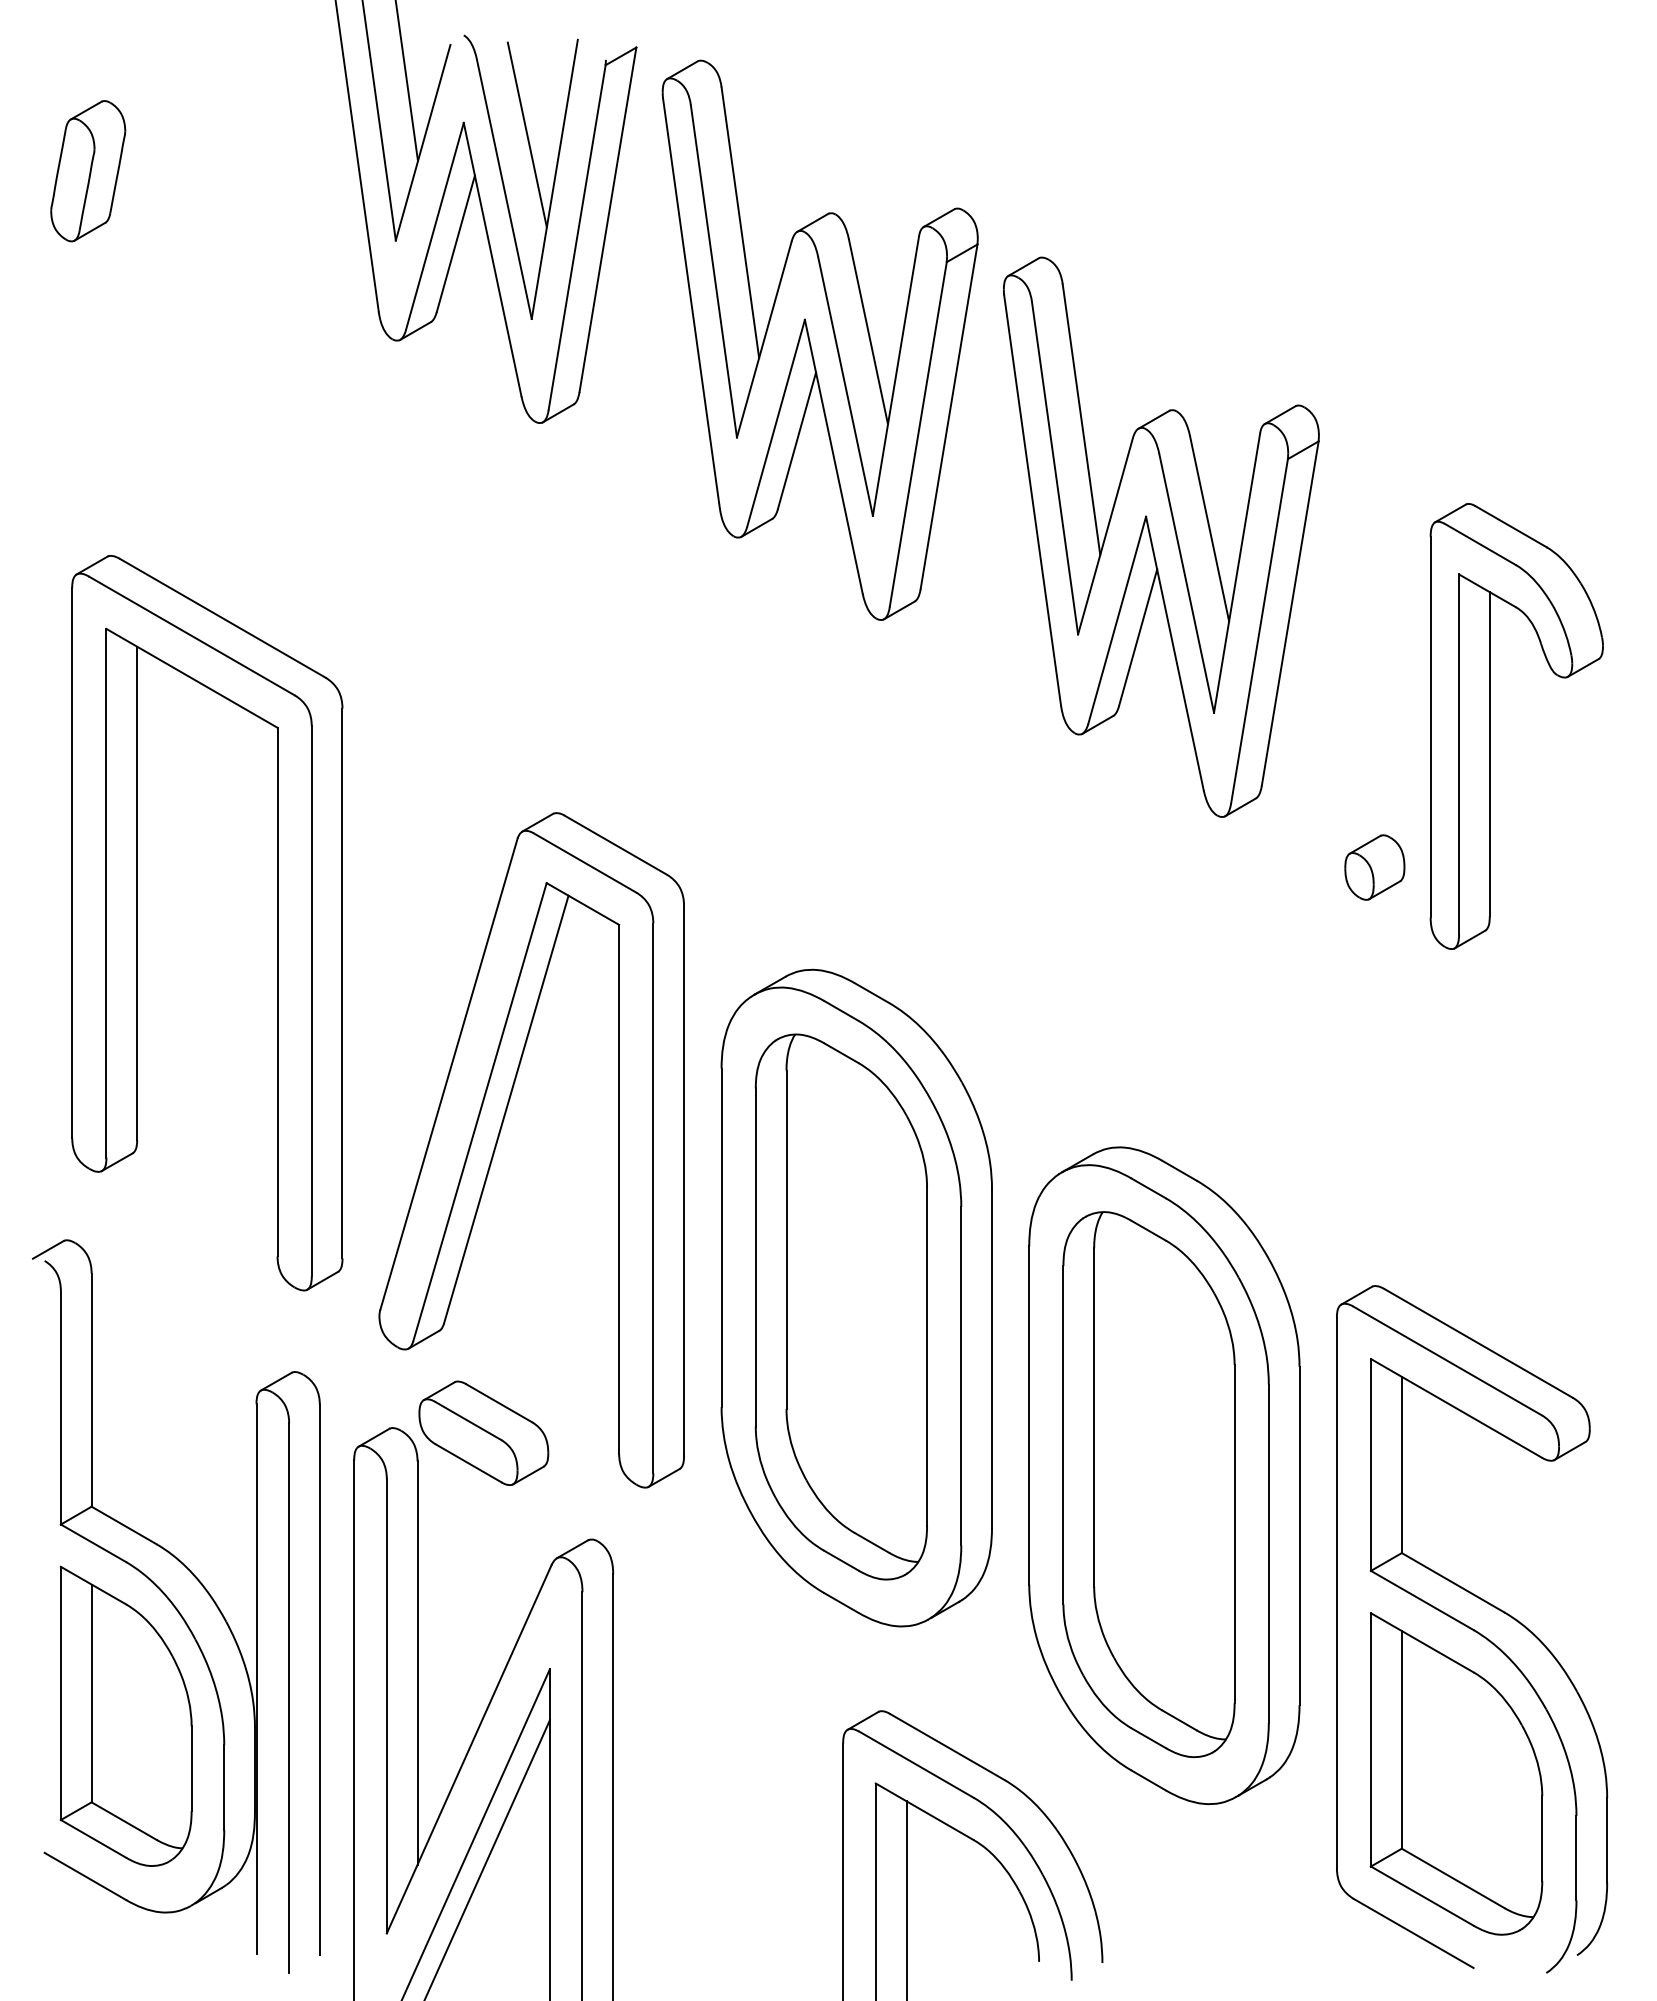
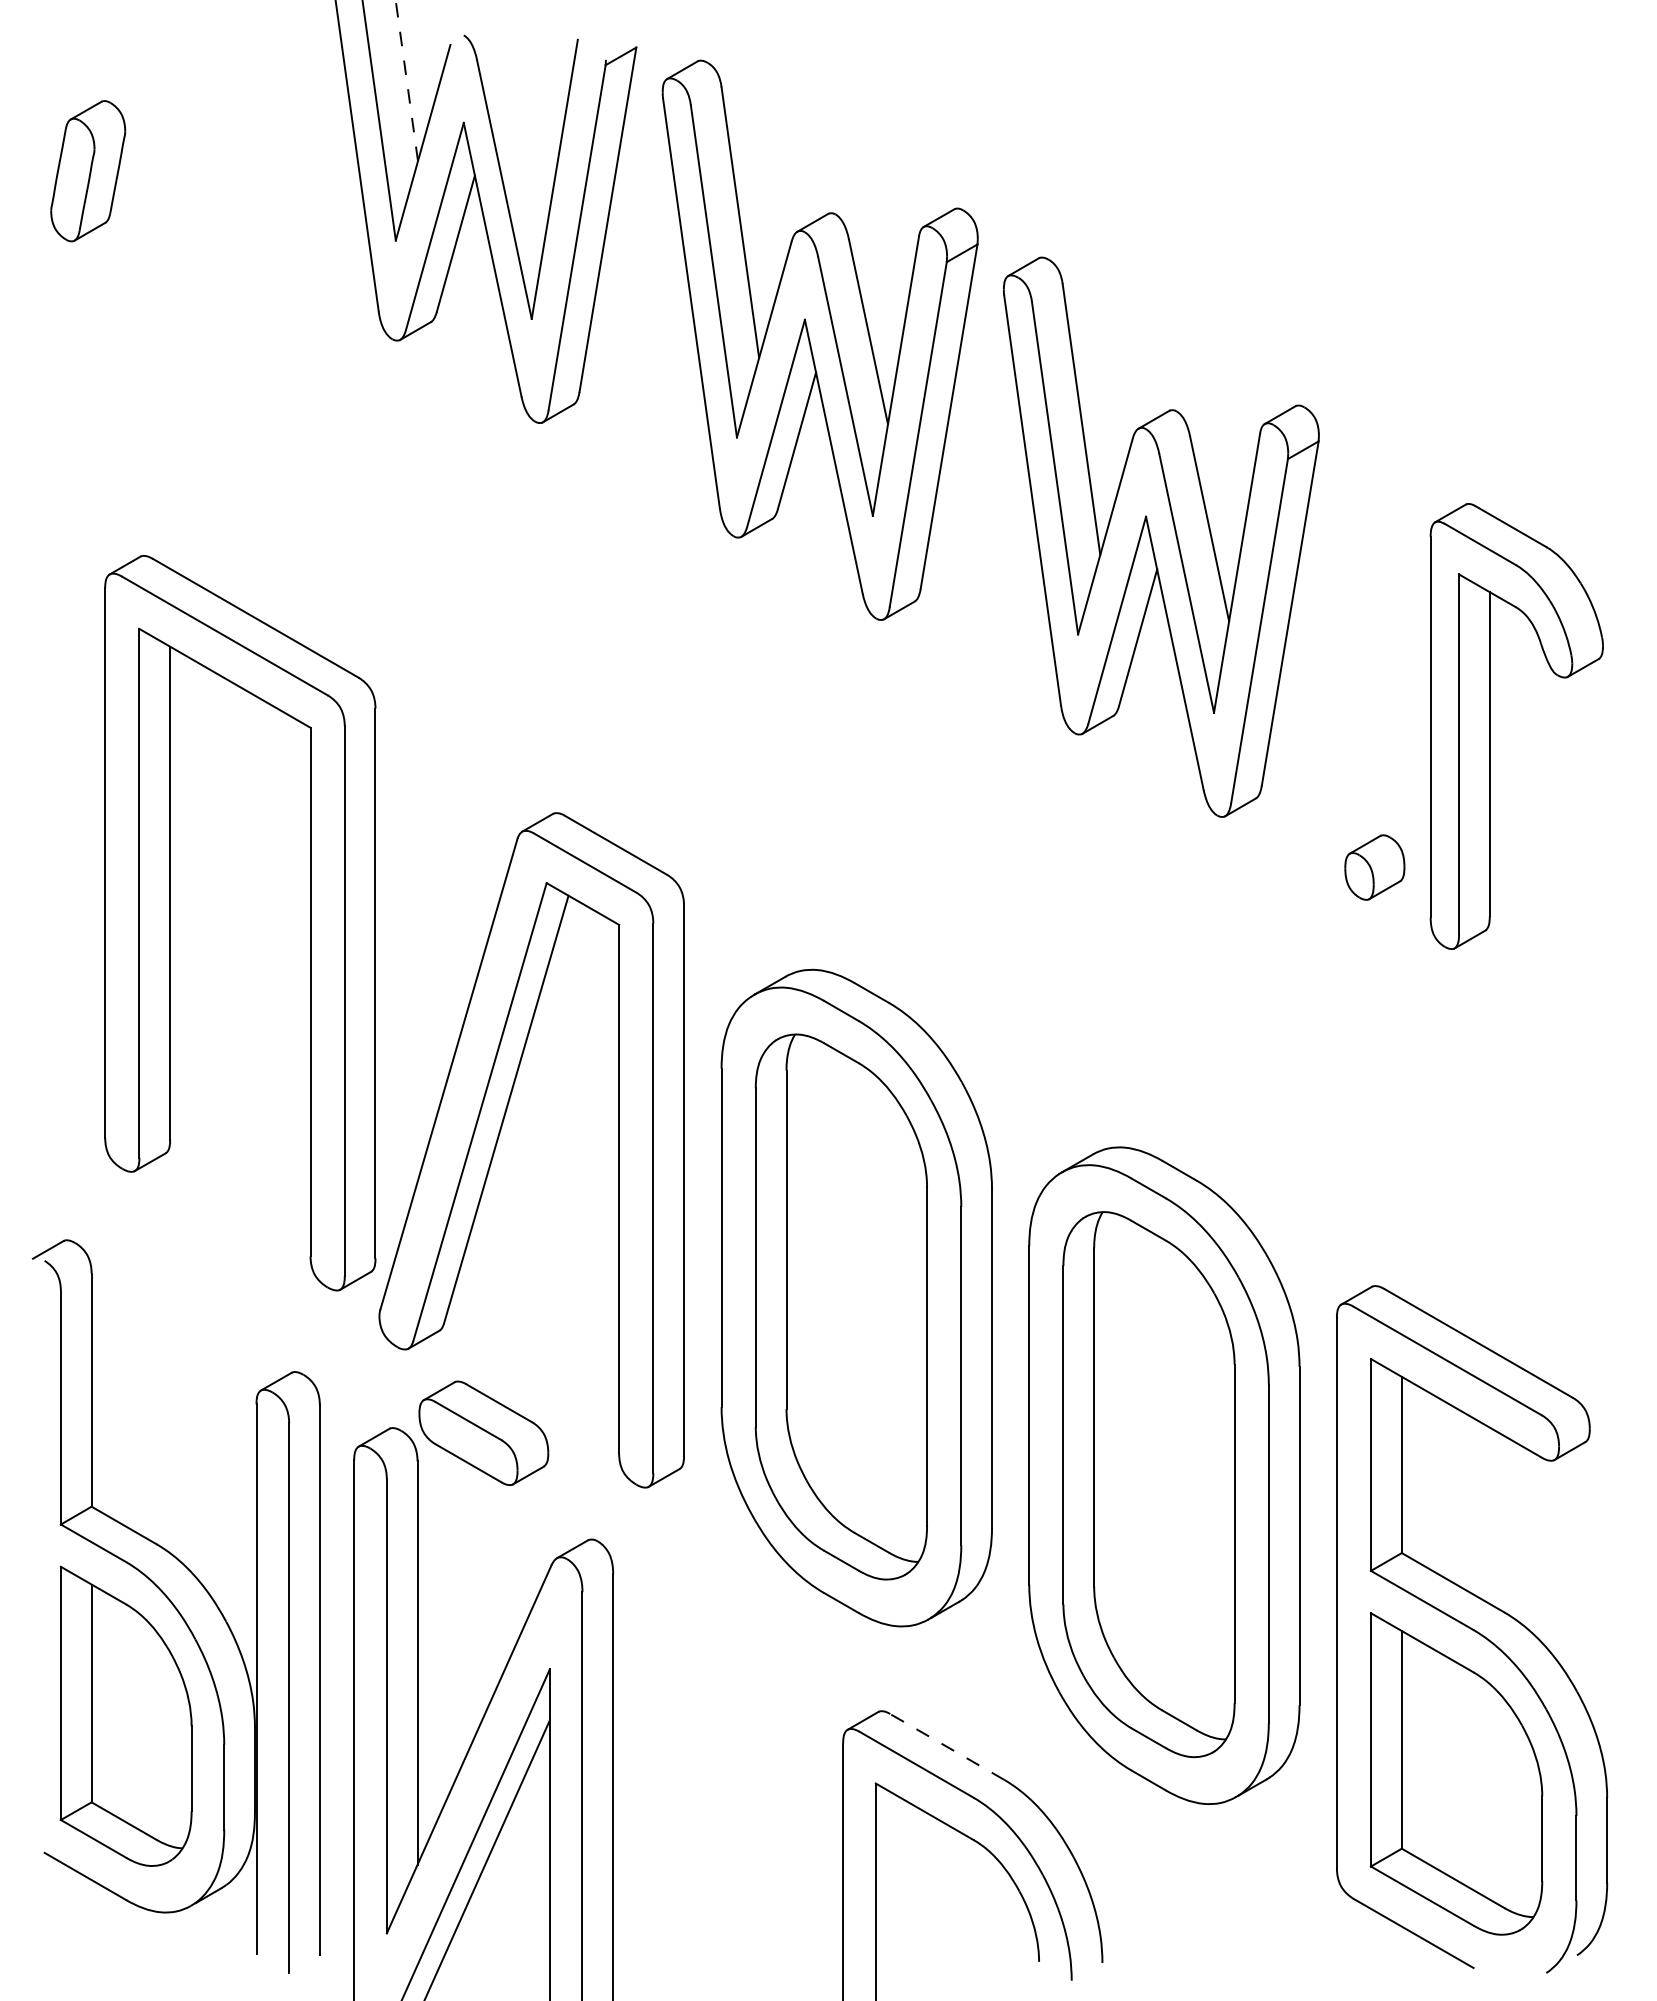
line: solid -> dashed (406, 80)
line: present -> none (526, 134)
part position: (137, 923) -> (170, 923) (170, 923)
line: solid -> dashed (947, 1746)
line: present -> none (906, 1899)
